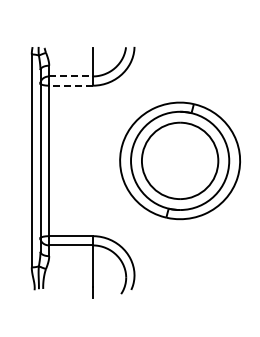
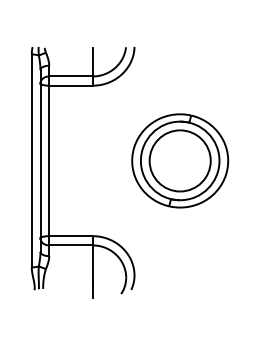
line: dashed -> solid (71, 76)
line: dashed -> solid (71, 85)
part size: 122x120 px -> 99x96 px (180, 160)
